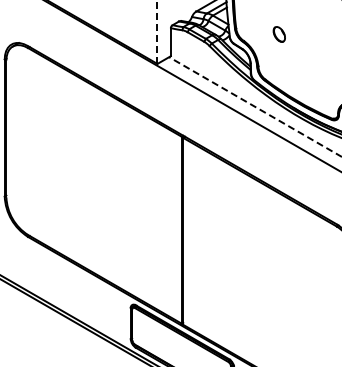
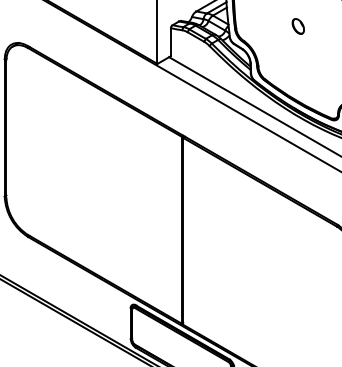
line: dashed -> solid (157, 32)
part position: (278, 34) -> (297, 26) (297, 26)
line: dashed -> solid (254, 106)
